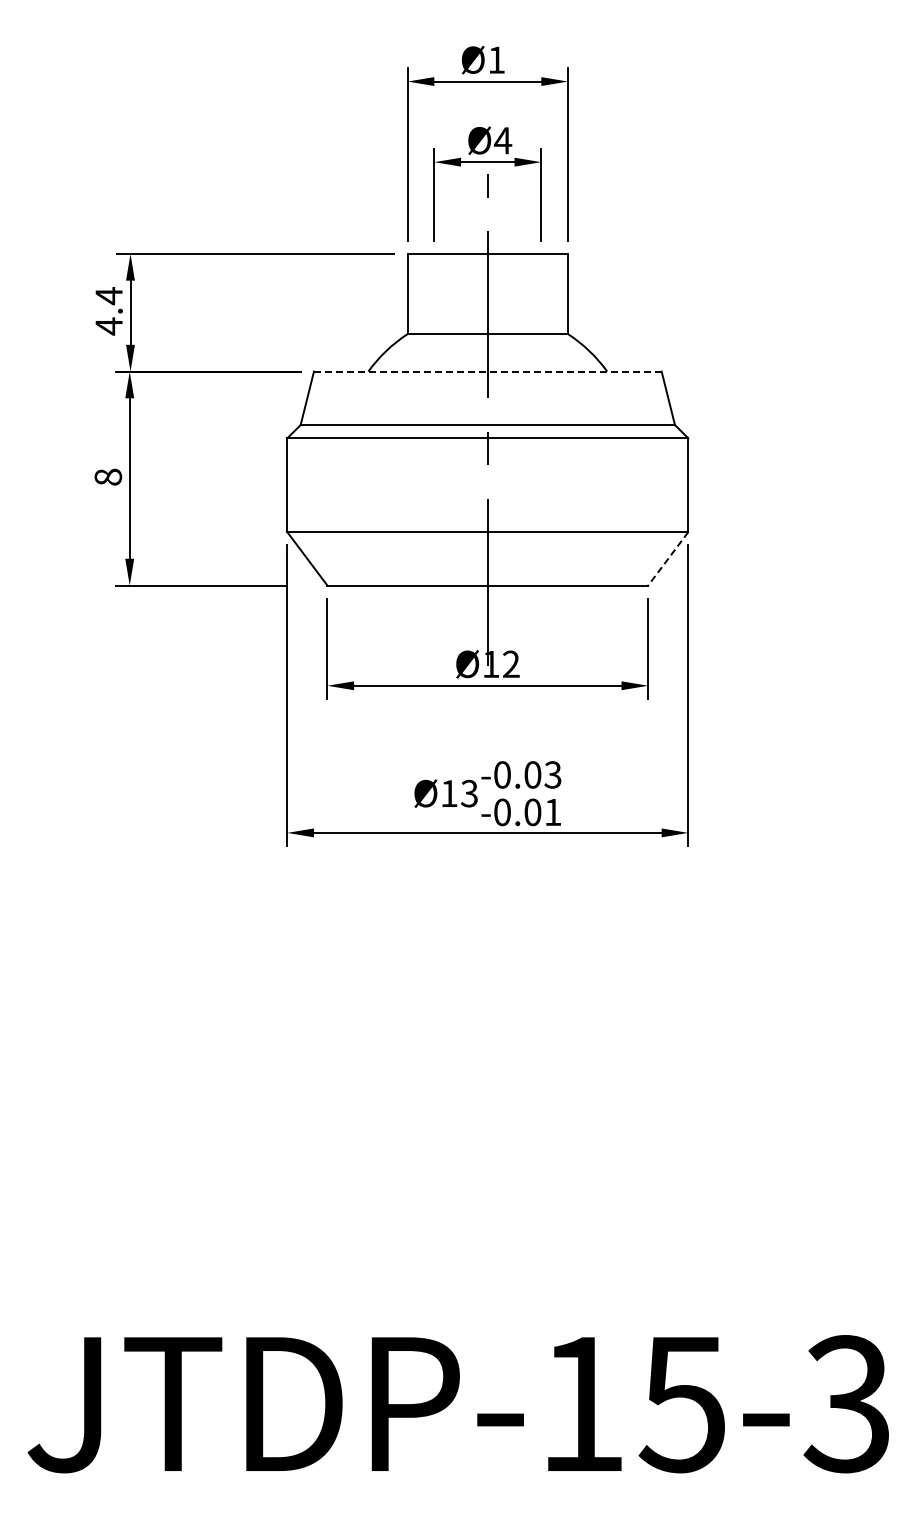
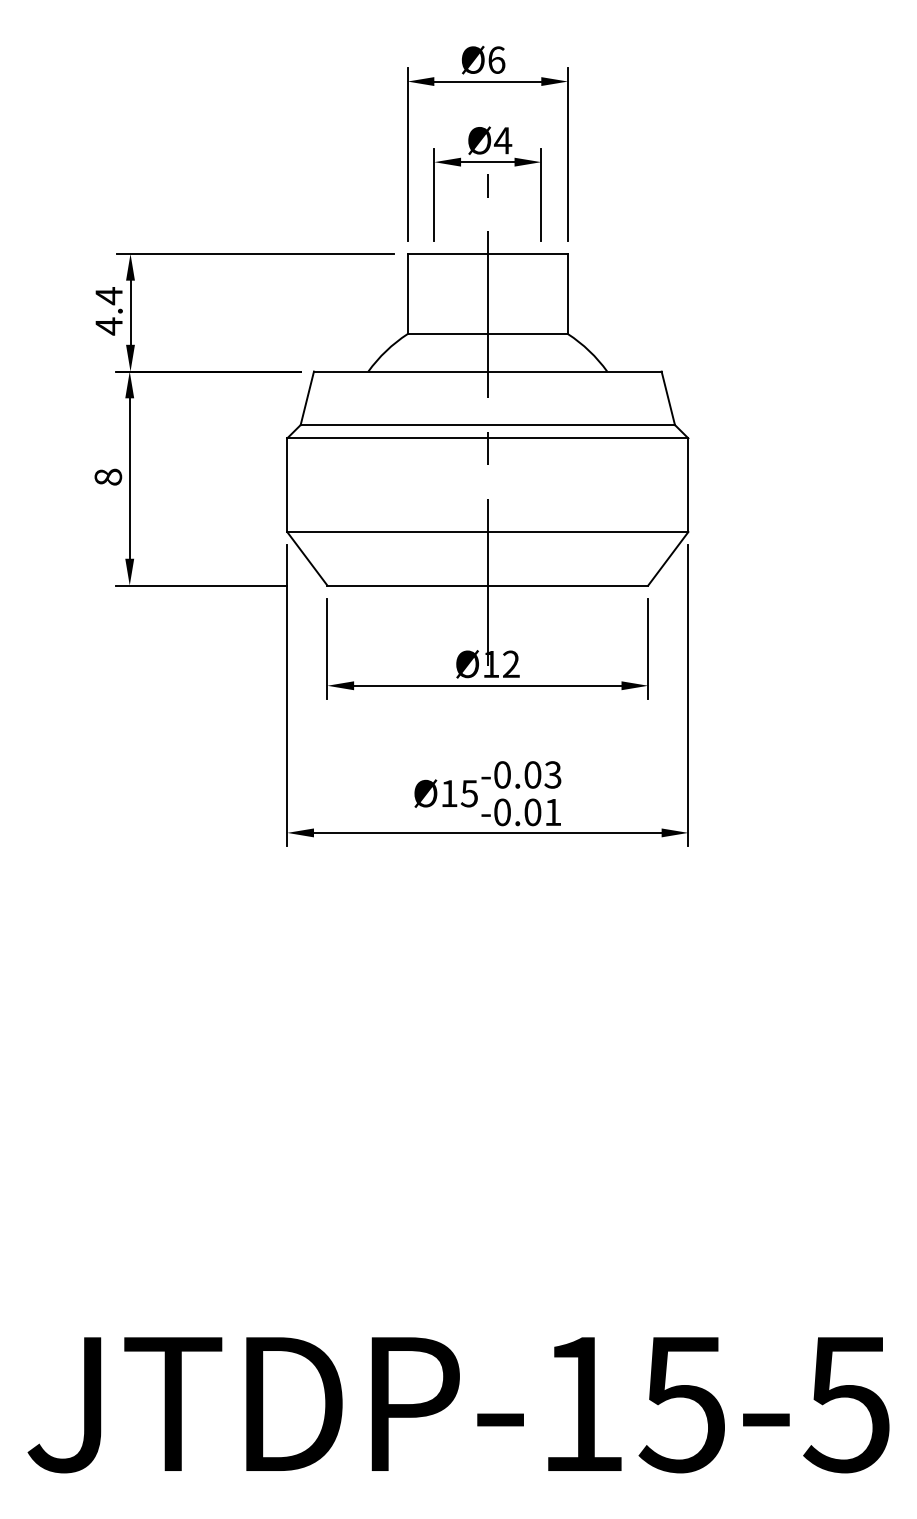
text: Ø1 -> Ø6 (496, 59)
line: dashed -> solid (487, 371)
line: dashed -> solid (668, 559)
text: Ø13 -> Ø15 (469, 792)
text: JTDP-15-3 -> JTDP-15-5 (846, 1404)
